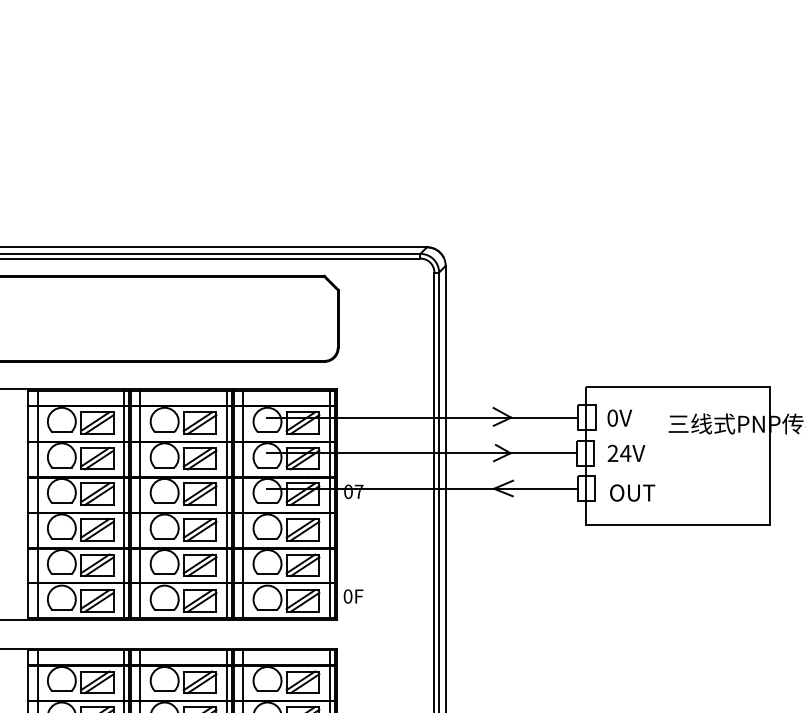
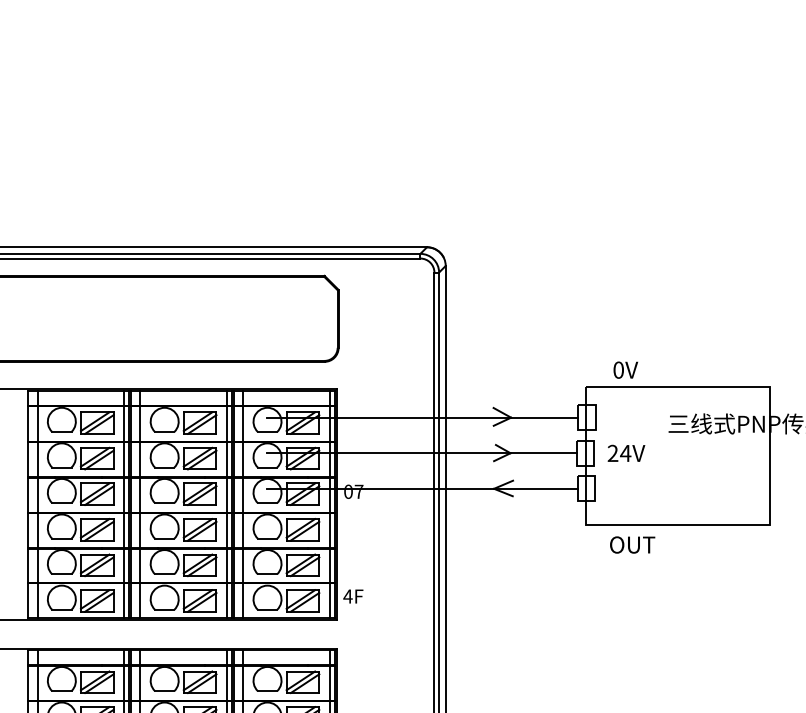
text position: (619, 417) -> (625, 369) (625, 369)
text position: (632, 492) -> (632, 544) (632, 544)
text: 0F -> 4F (347, 596)
